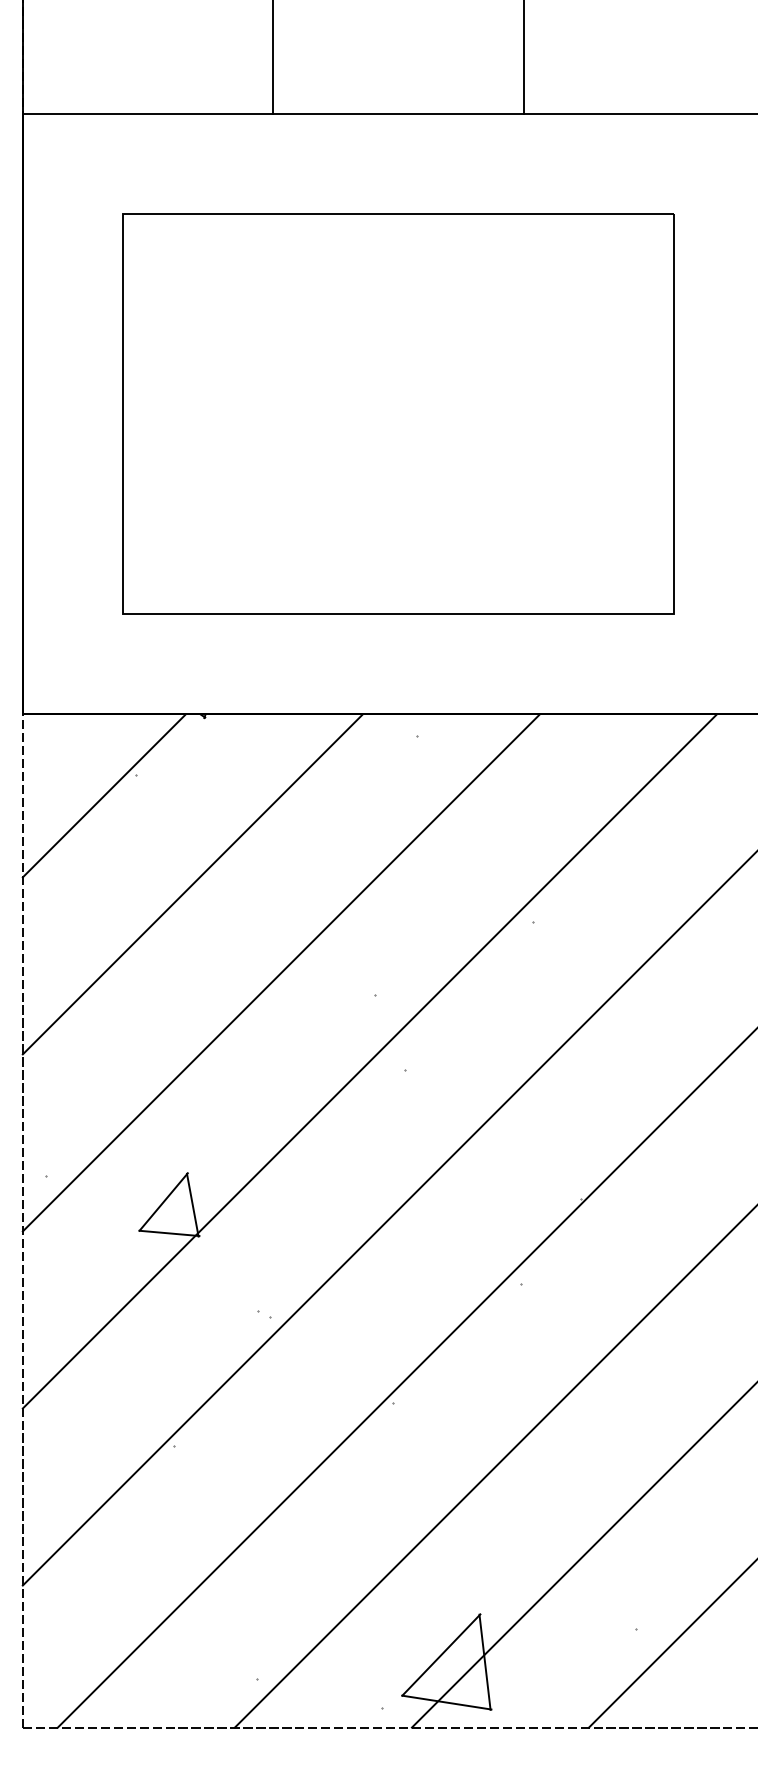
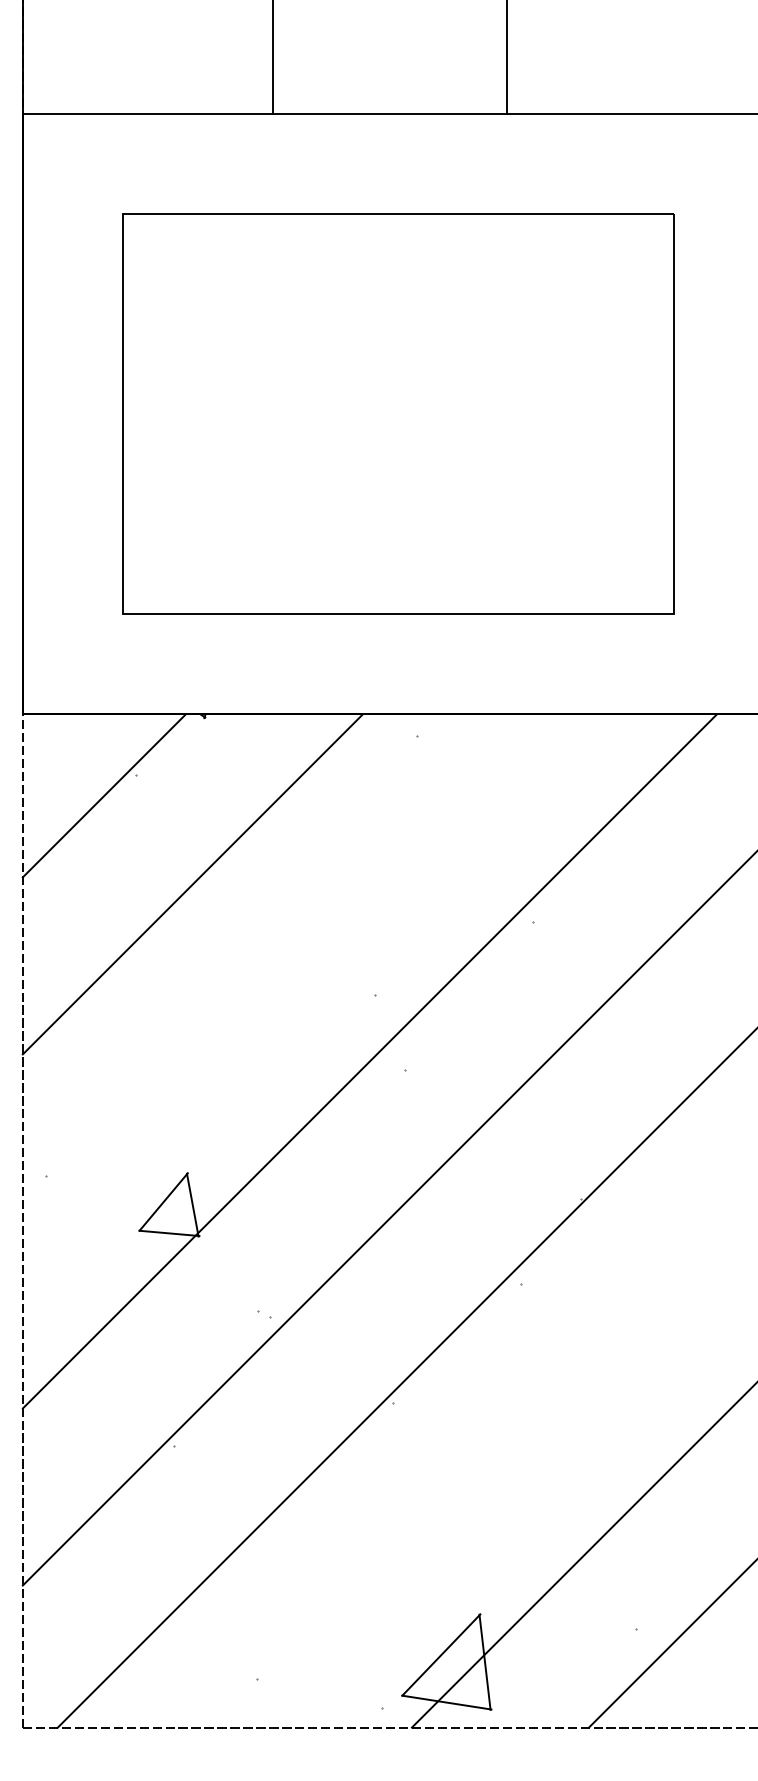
line position: (523, 57) -> (506, 57) (506, 57)
line: present -> none (280, 972)
line: present -> none (494, 1467)
